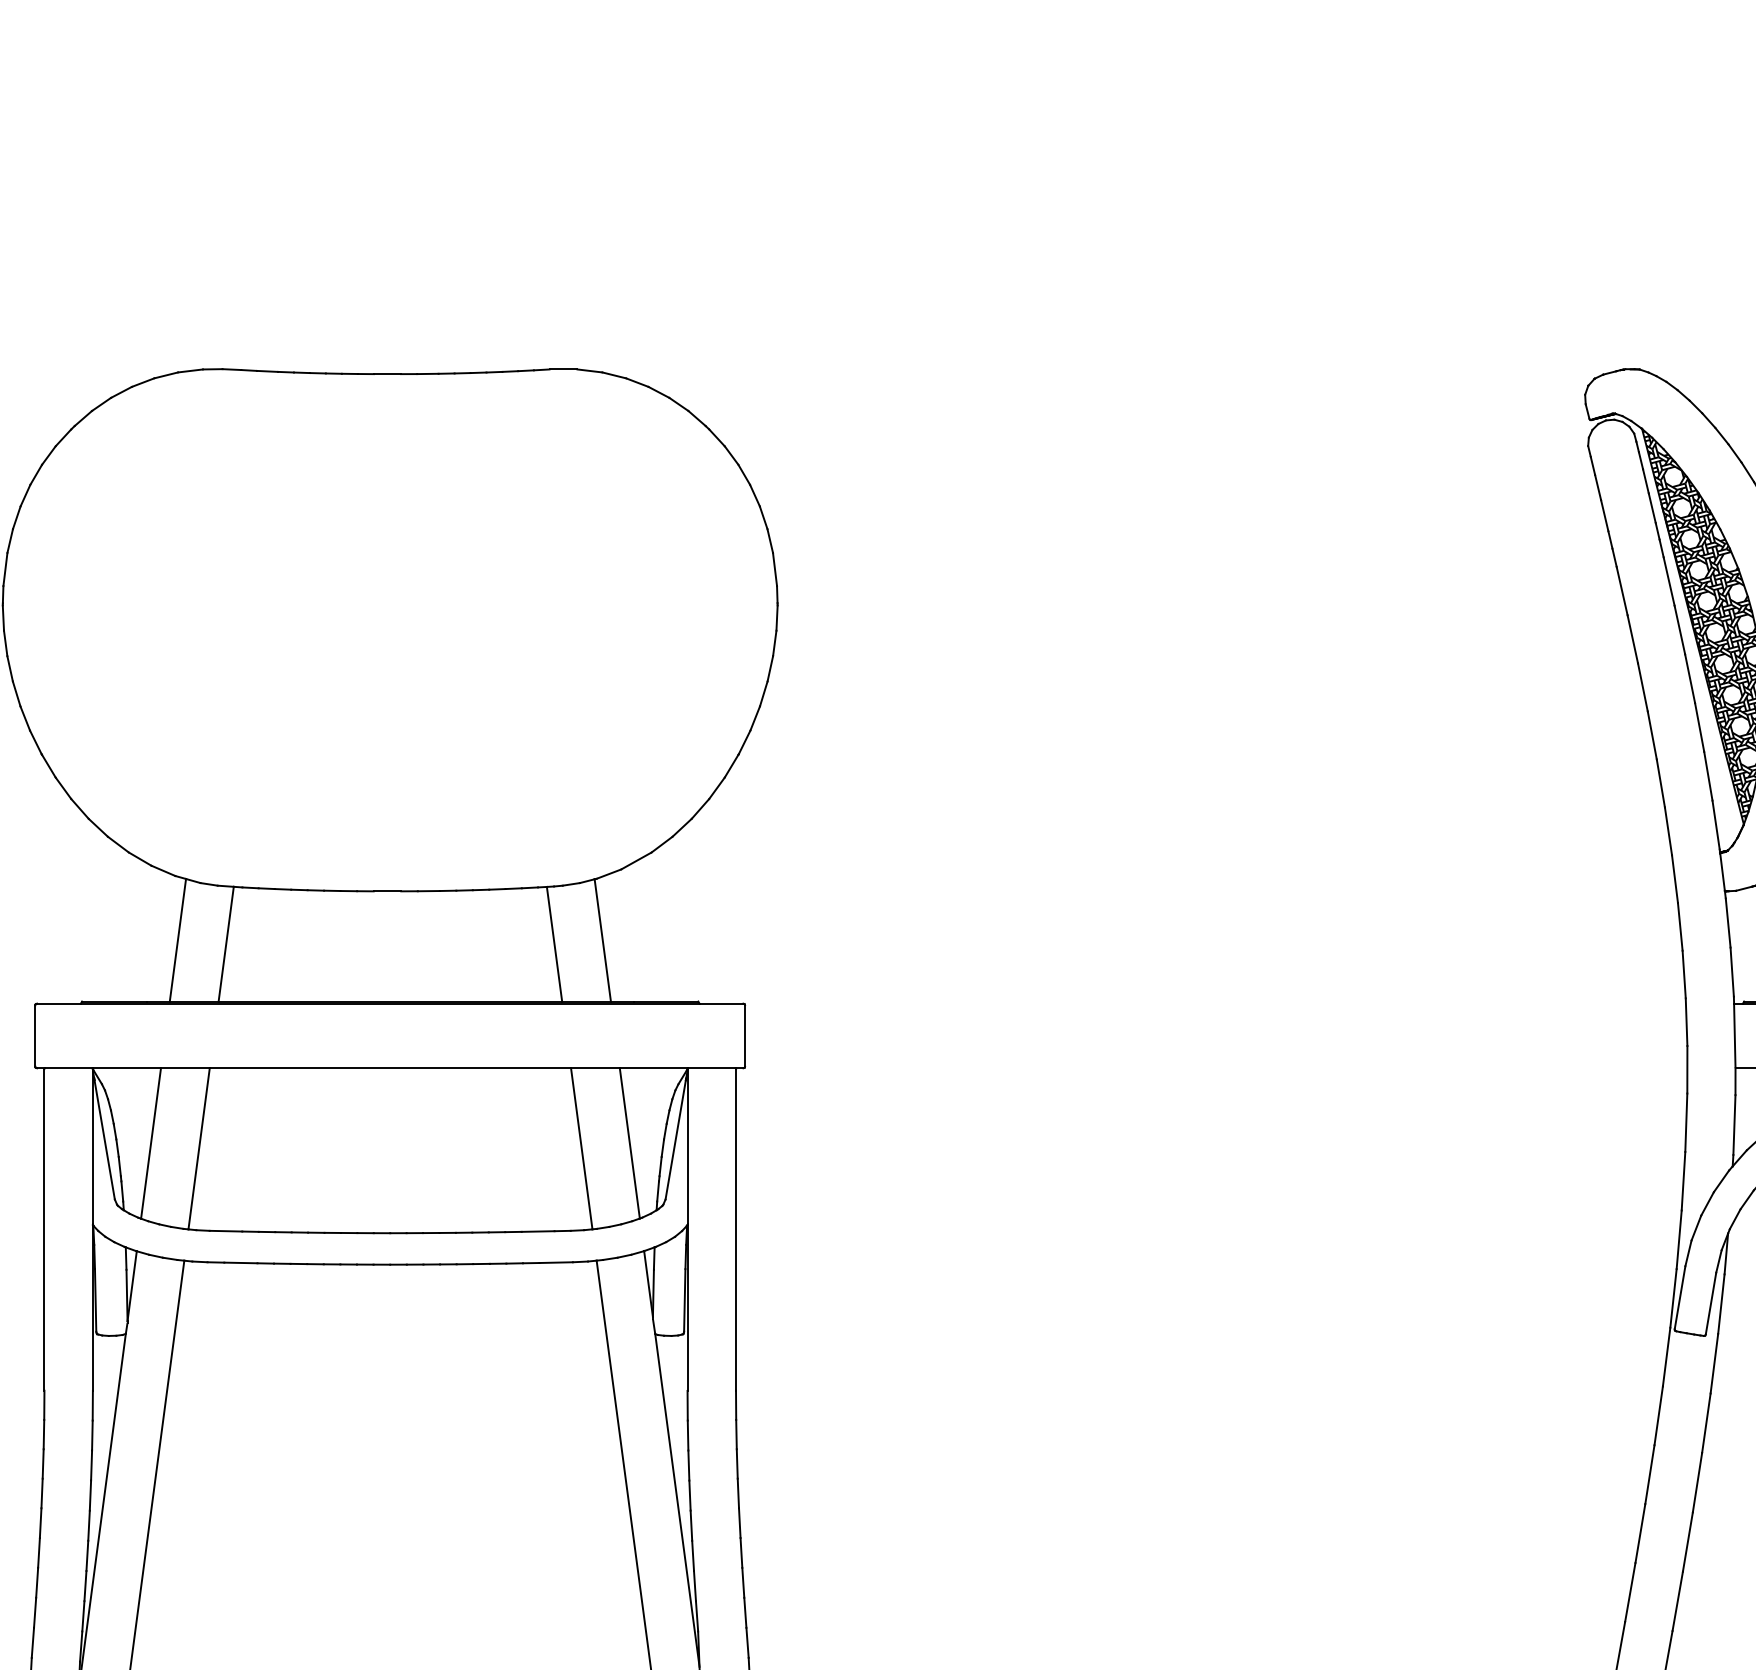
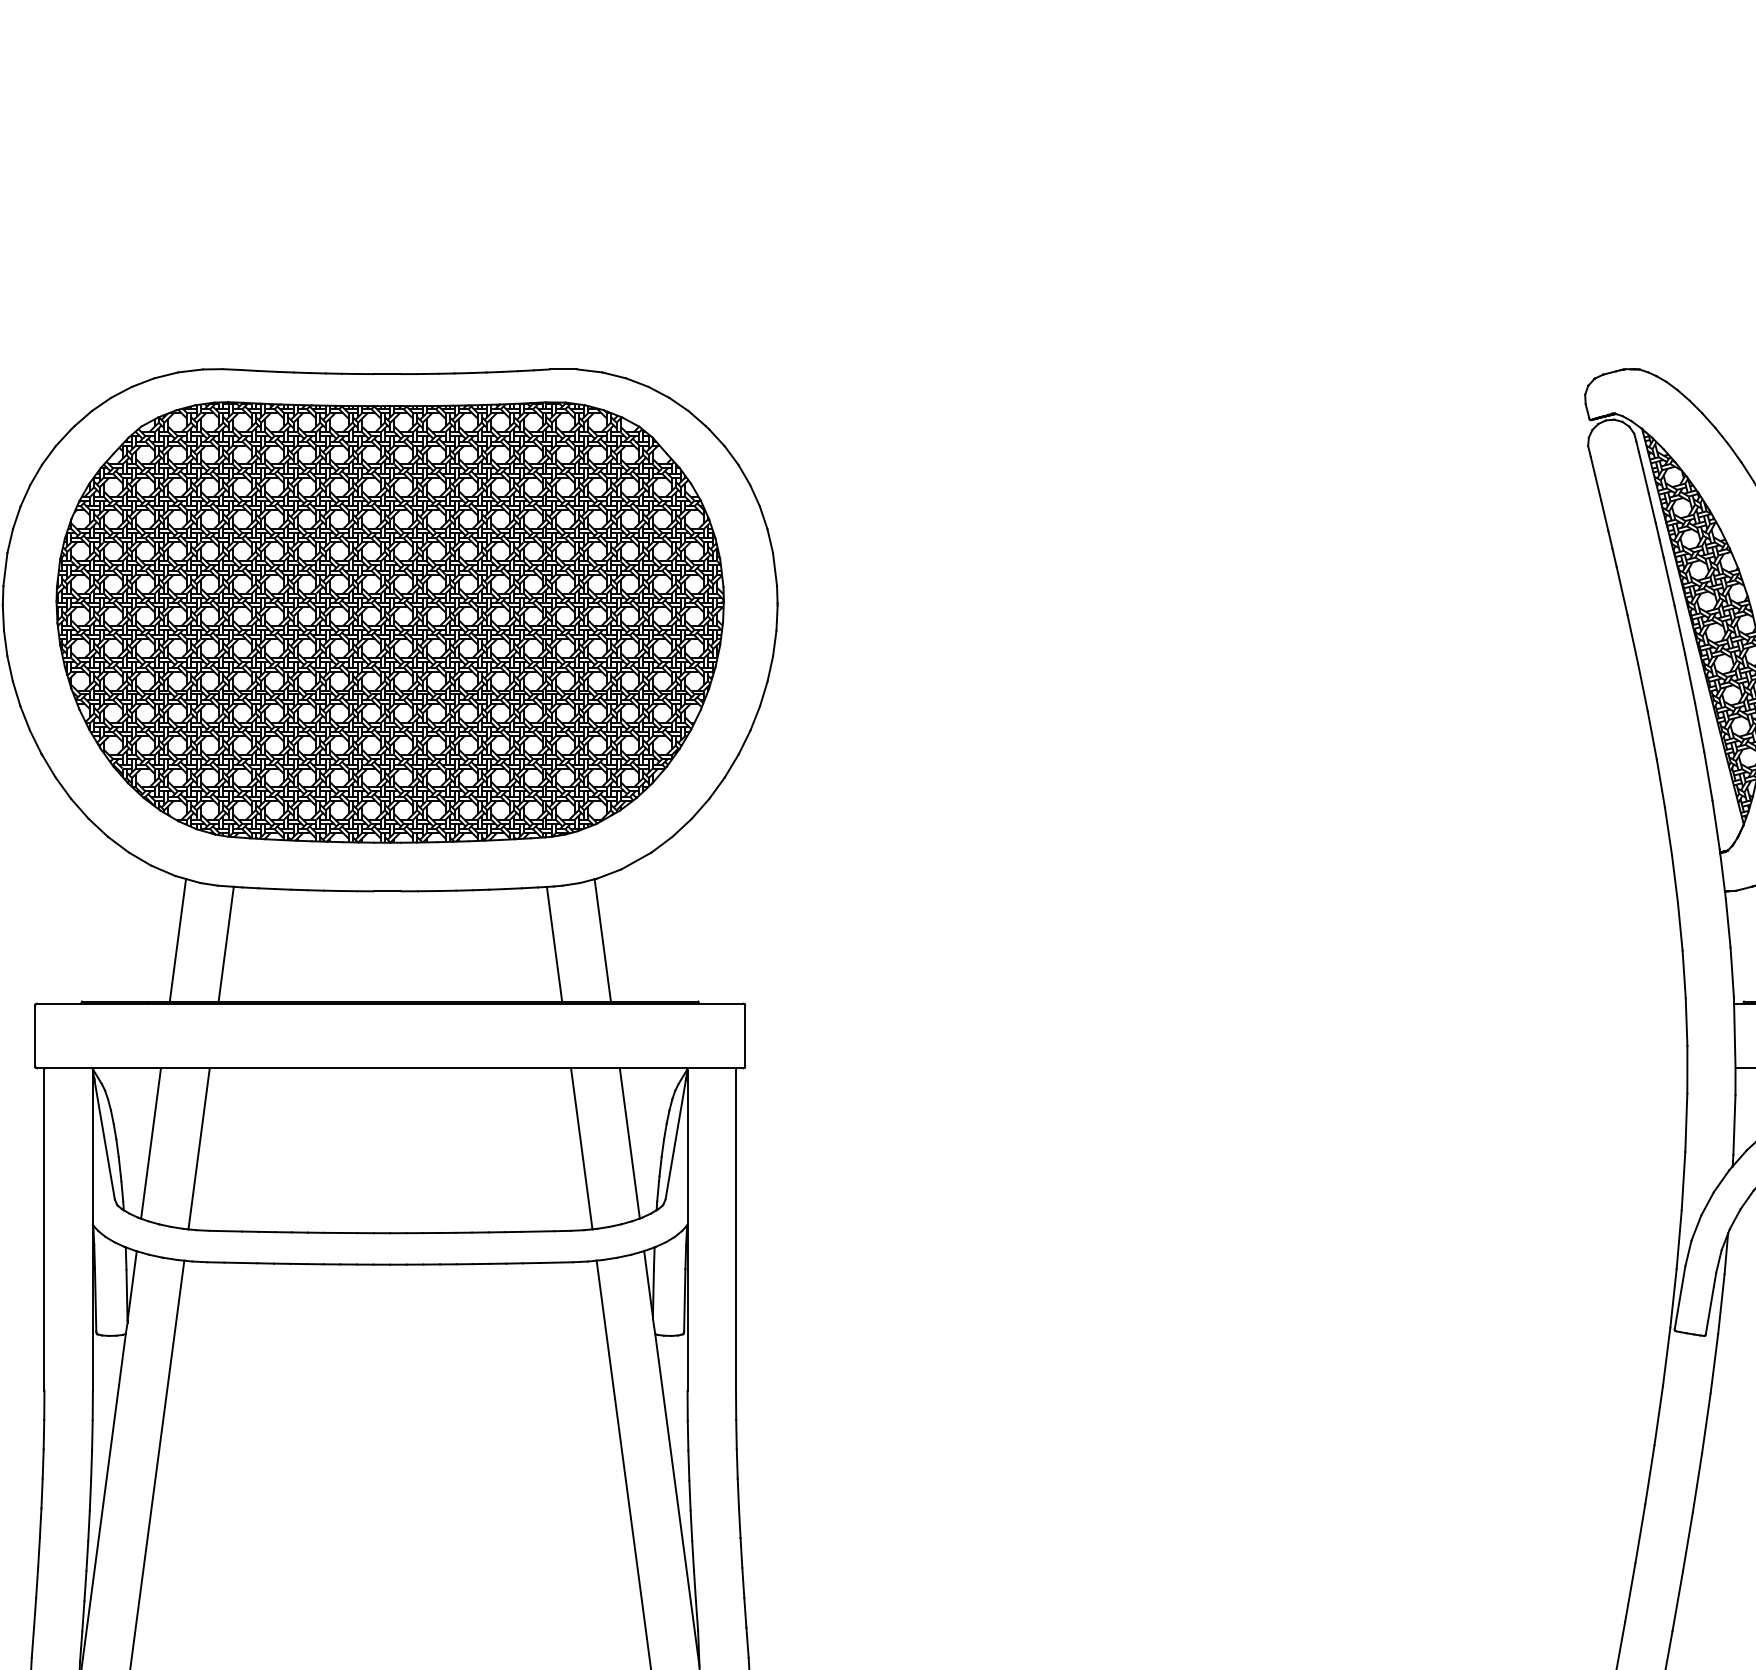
part: none -> present (389, 622)
